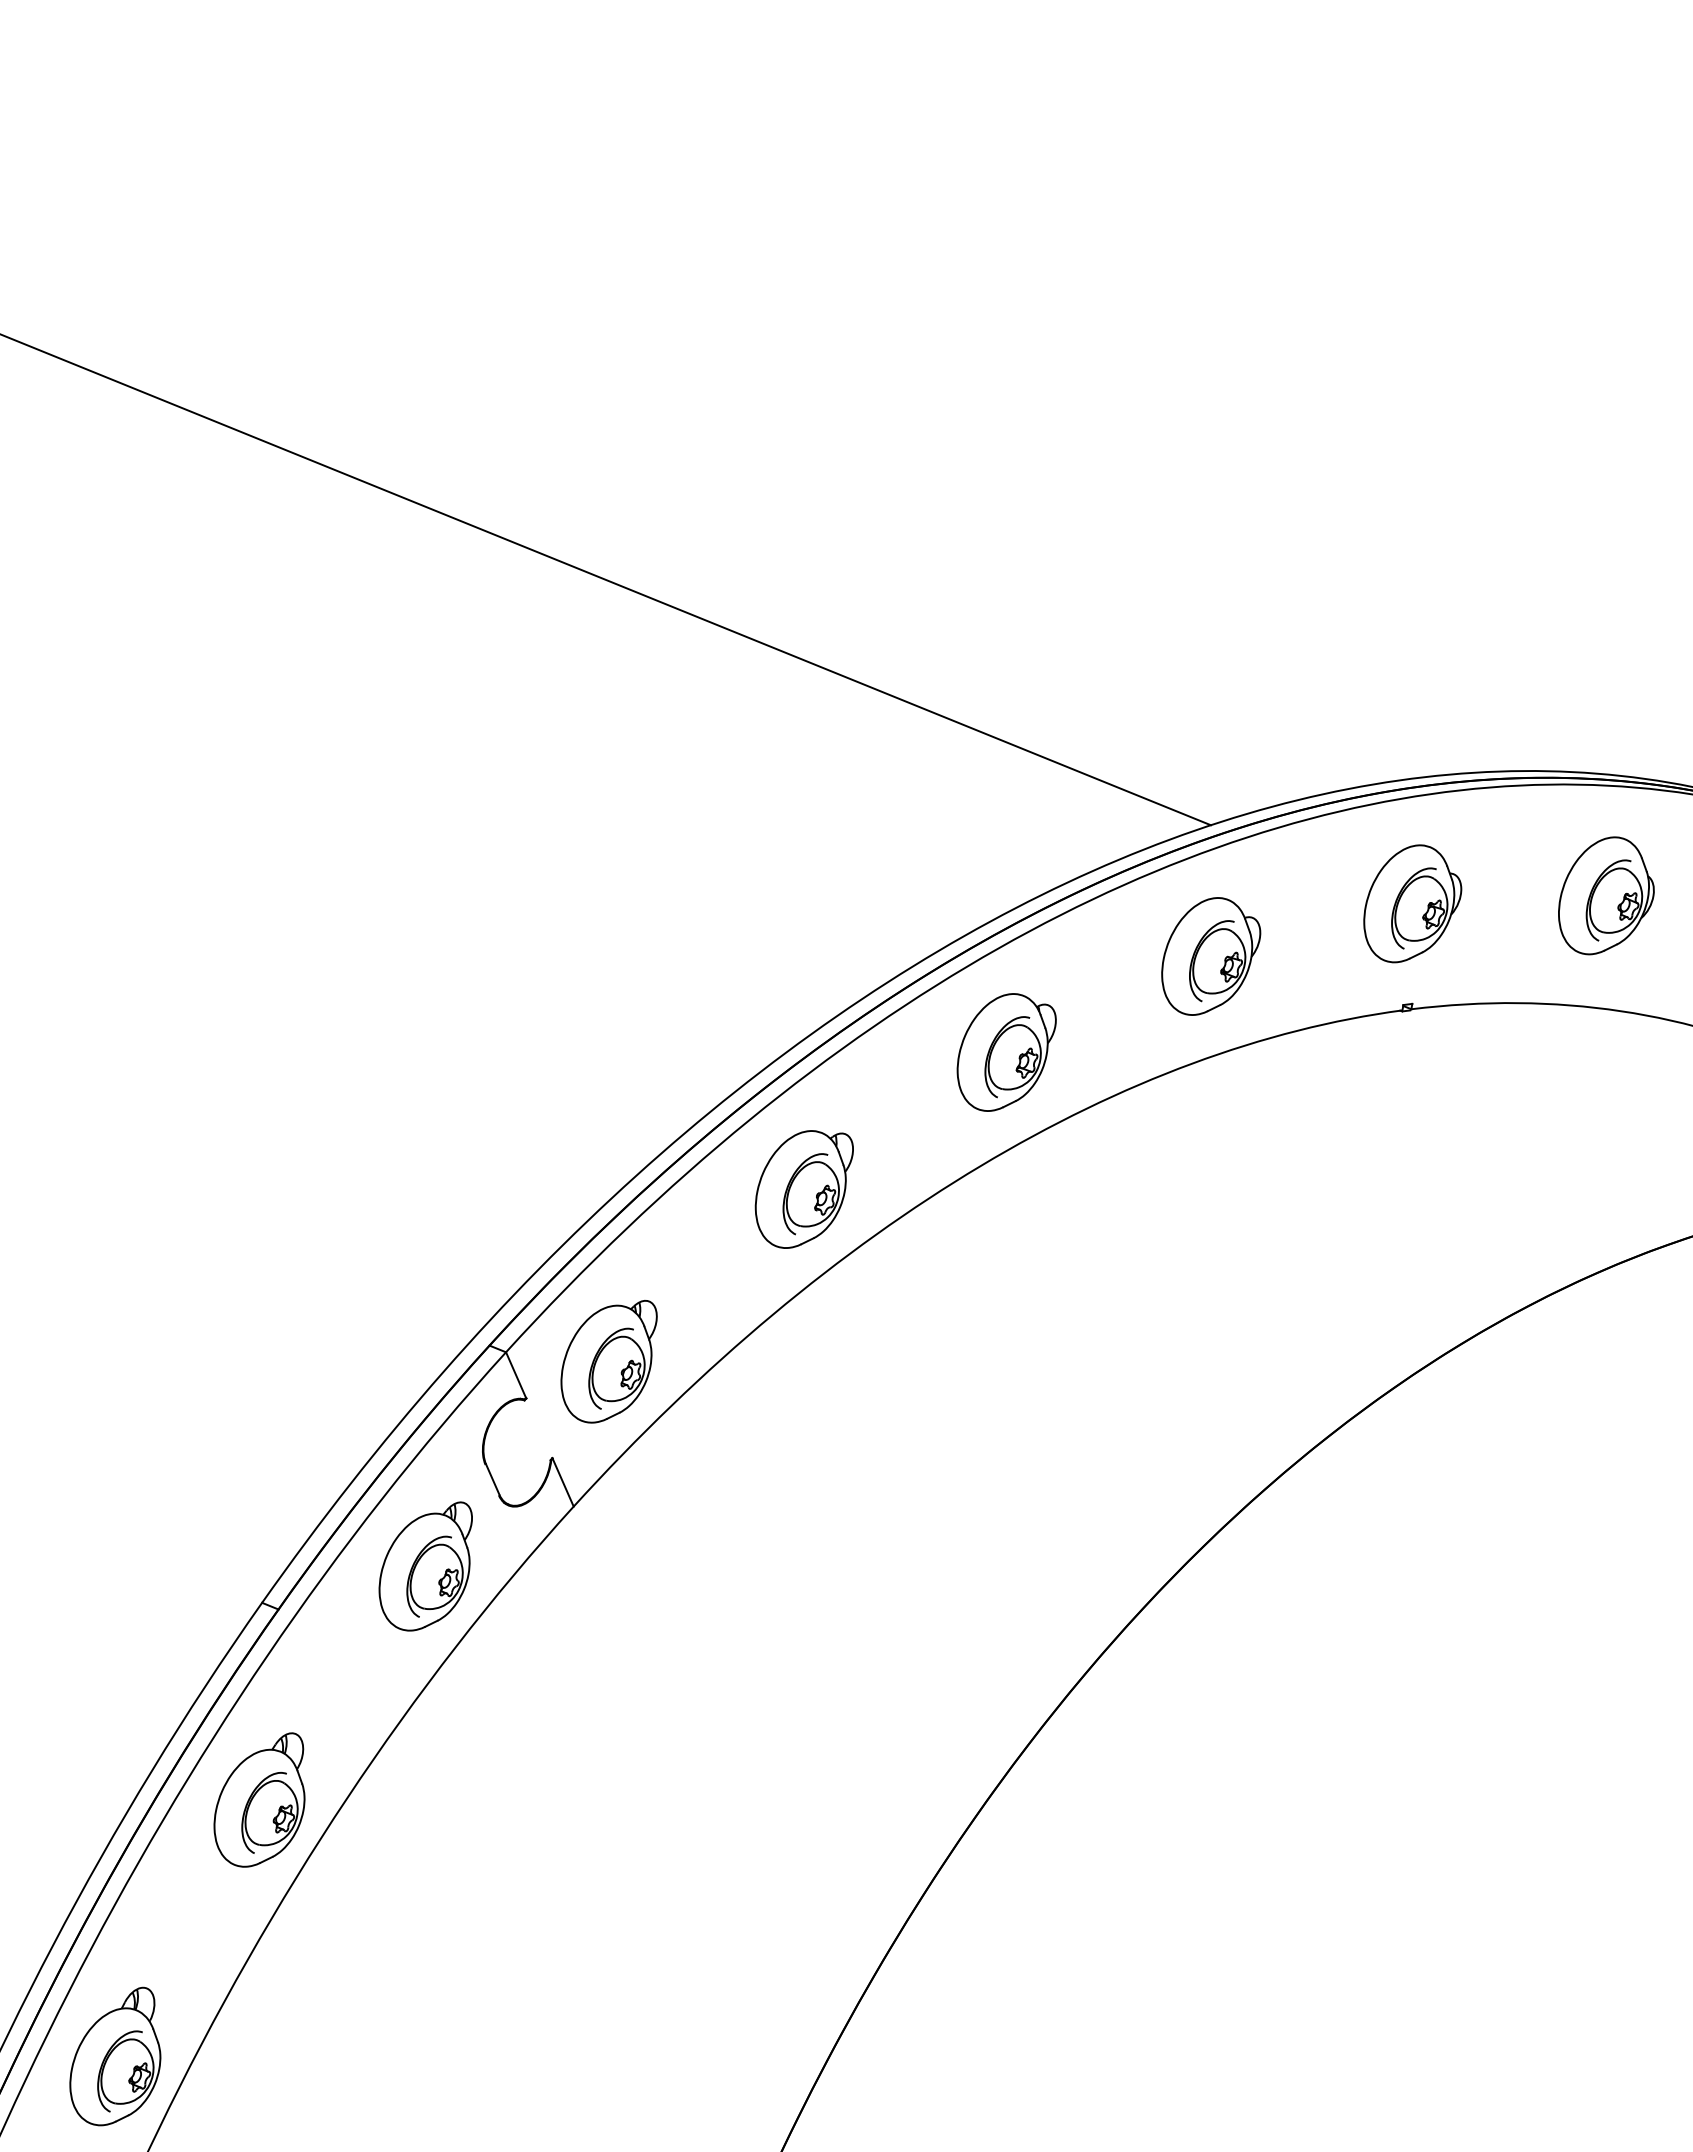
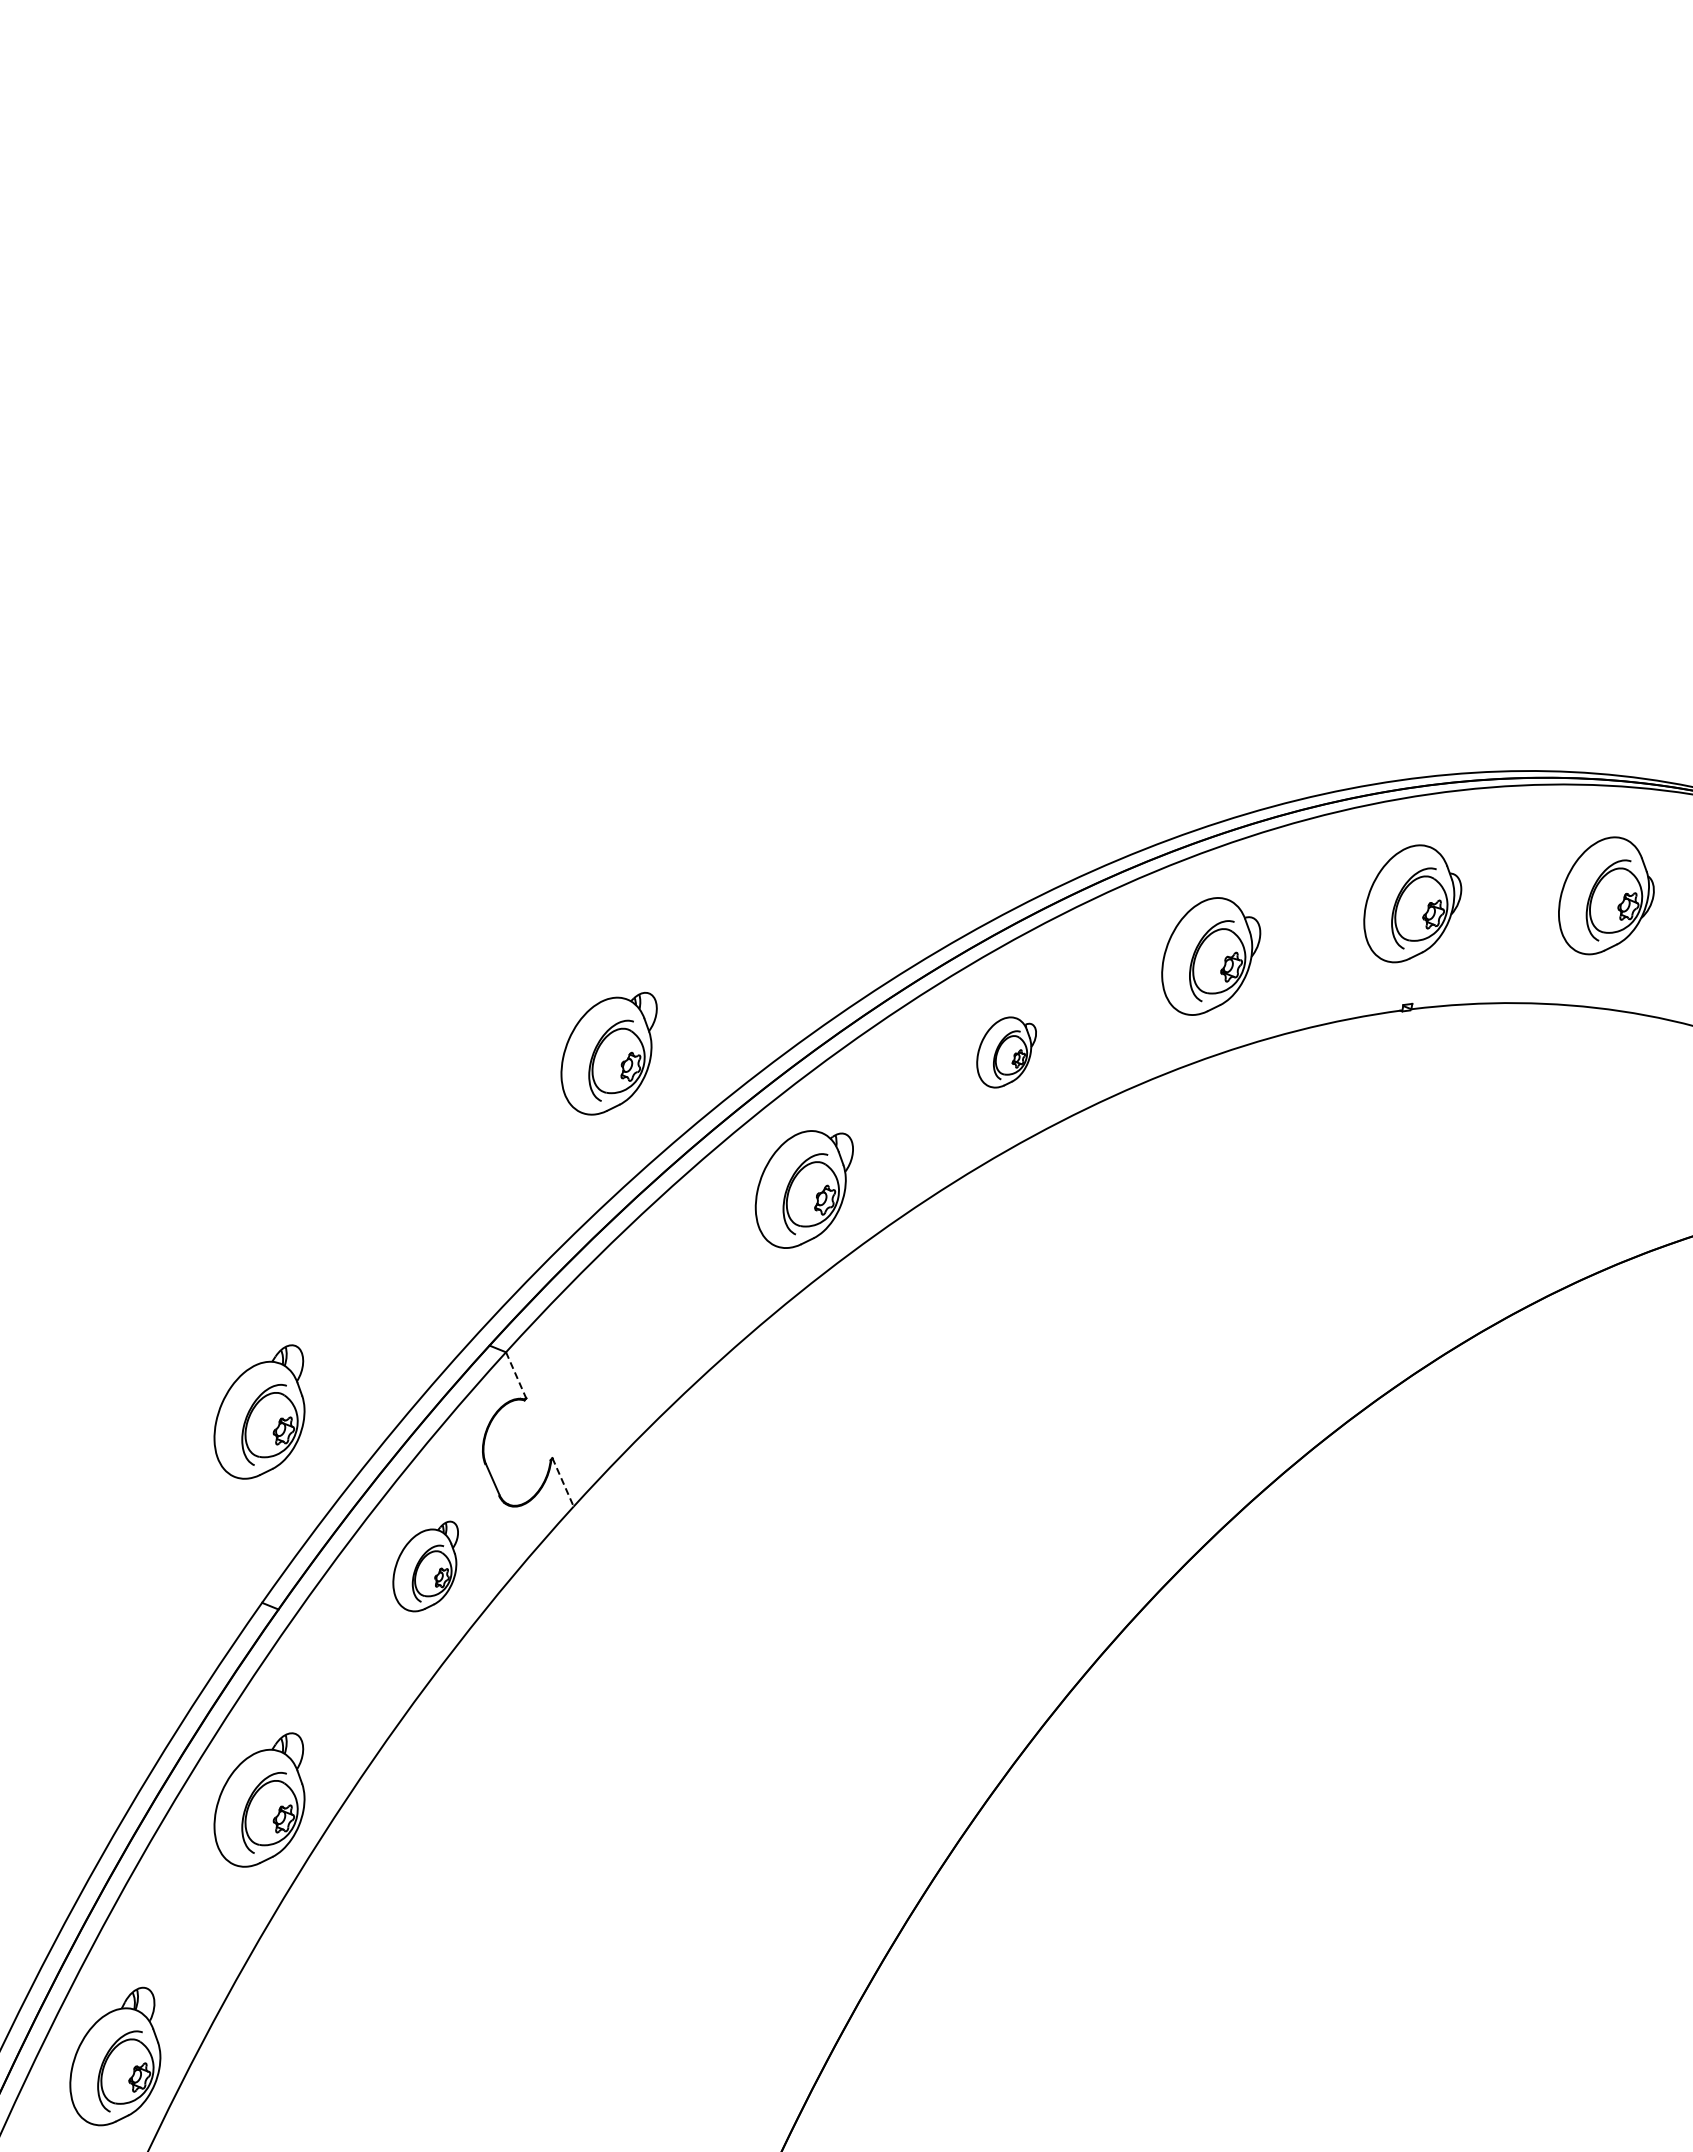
line: present -> none (606, 580)
part size: 101x119 px -> 61x73 px (1006, 1052)
part position: (608, 1361) -> (608, 1053) (608, 1053)
line: solid -> dashed (516, 1375)
part: none -> present (259, 1411)
line: solid -> dashed (563, 1482)
part size: 95x131 px -> 67x93 px (425, 1566)
